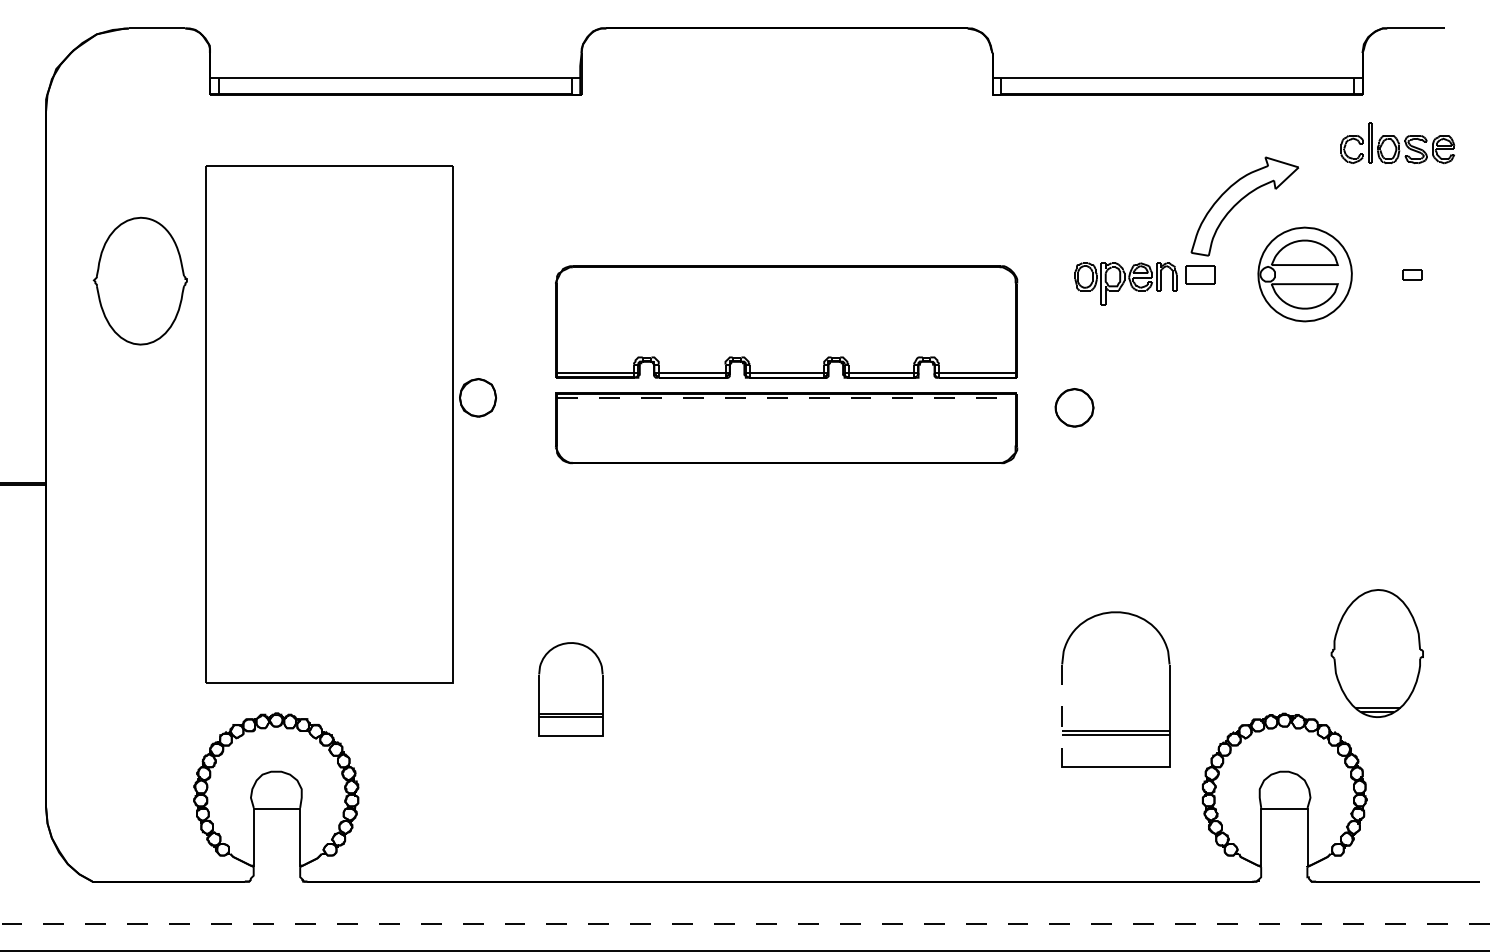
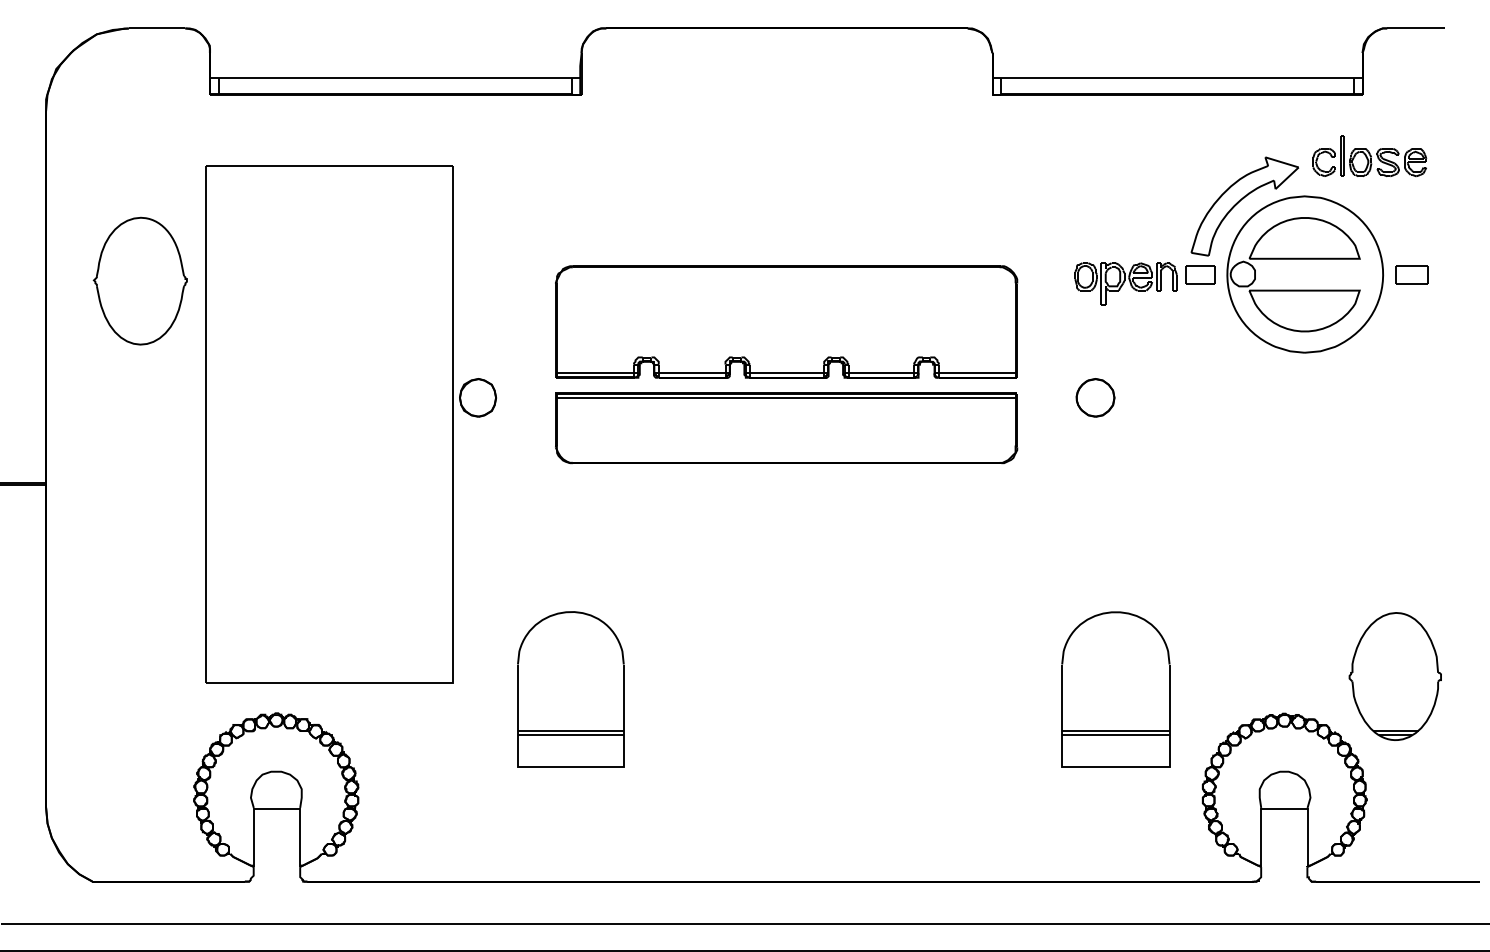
part position: (1397, 143) -> (1369, 156) (1369, 156)
part size: 96x97 px -> 158x159 px (1304, 274)
part size: 21x12 px -> 34x20 px (1411, 274)
line: dashed -> solid (786, 398)
part position: (1074, 407) -> (1095, 397) (1095, 397)
part position: (1376, 653) -> (1394, 676) (1394, 676)
part size: 66x95 px -> 108x157 px (570, 689)
line: dashed -> solid (1062, 715)
line: dashed -> solid (744, 923)
